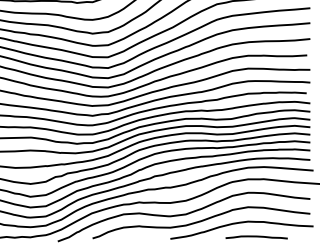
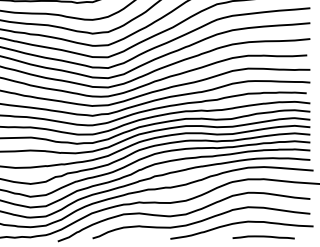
curve position: (256, 237) -> (263, 237) (263, 237)
